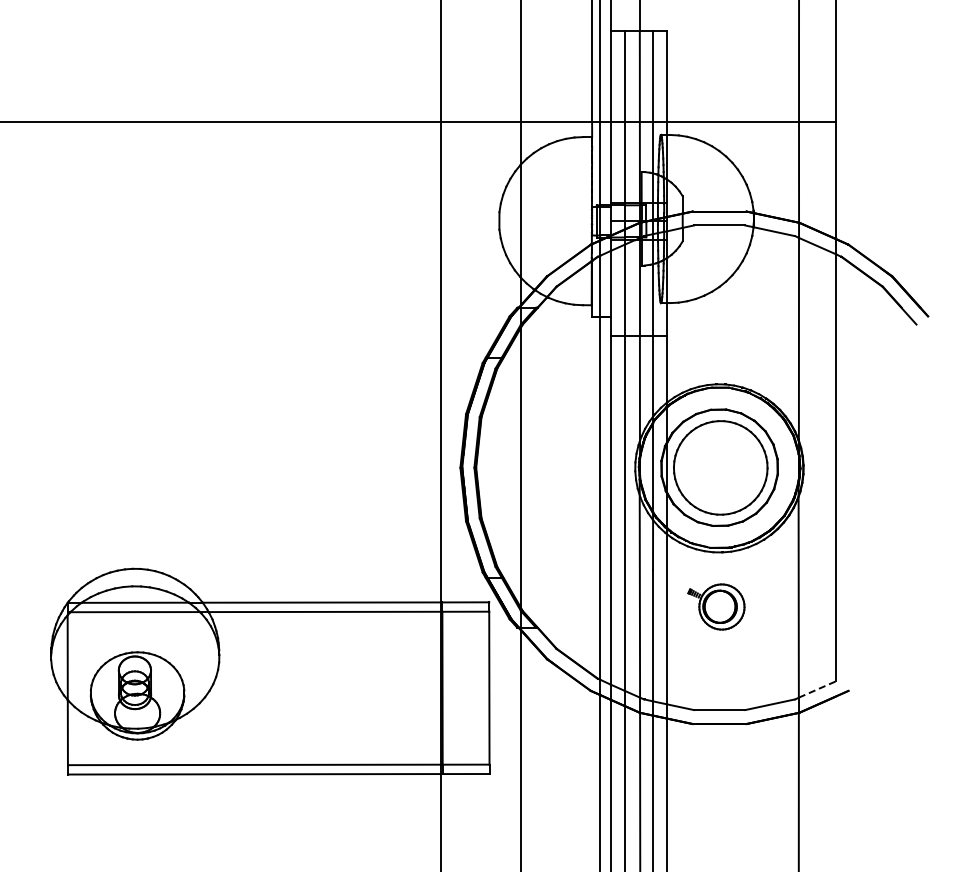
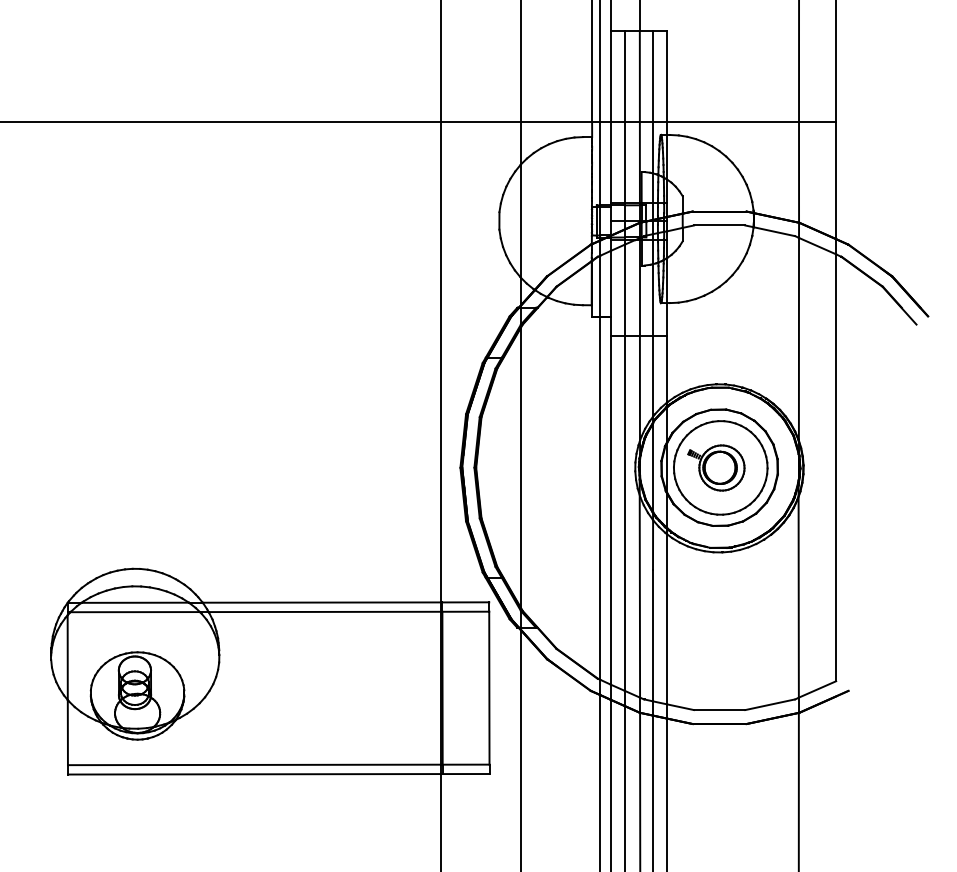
part position: (716, 606) -> (716, 467) (716, 467)
line: dashed -> solid (817, 689)
